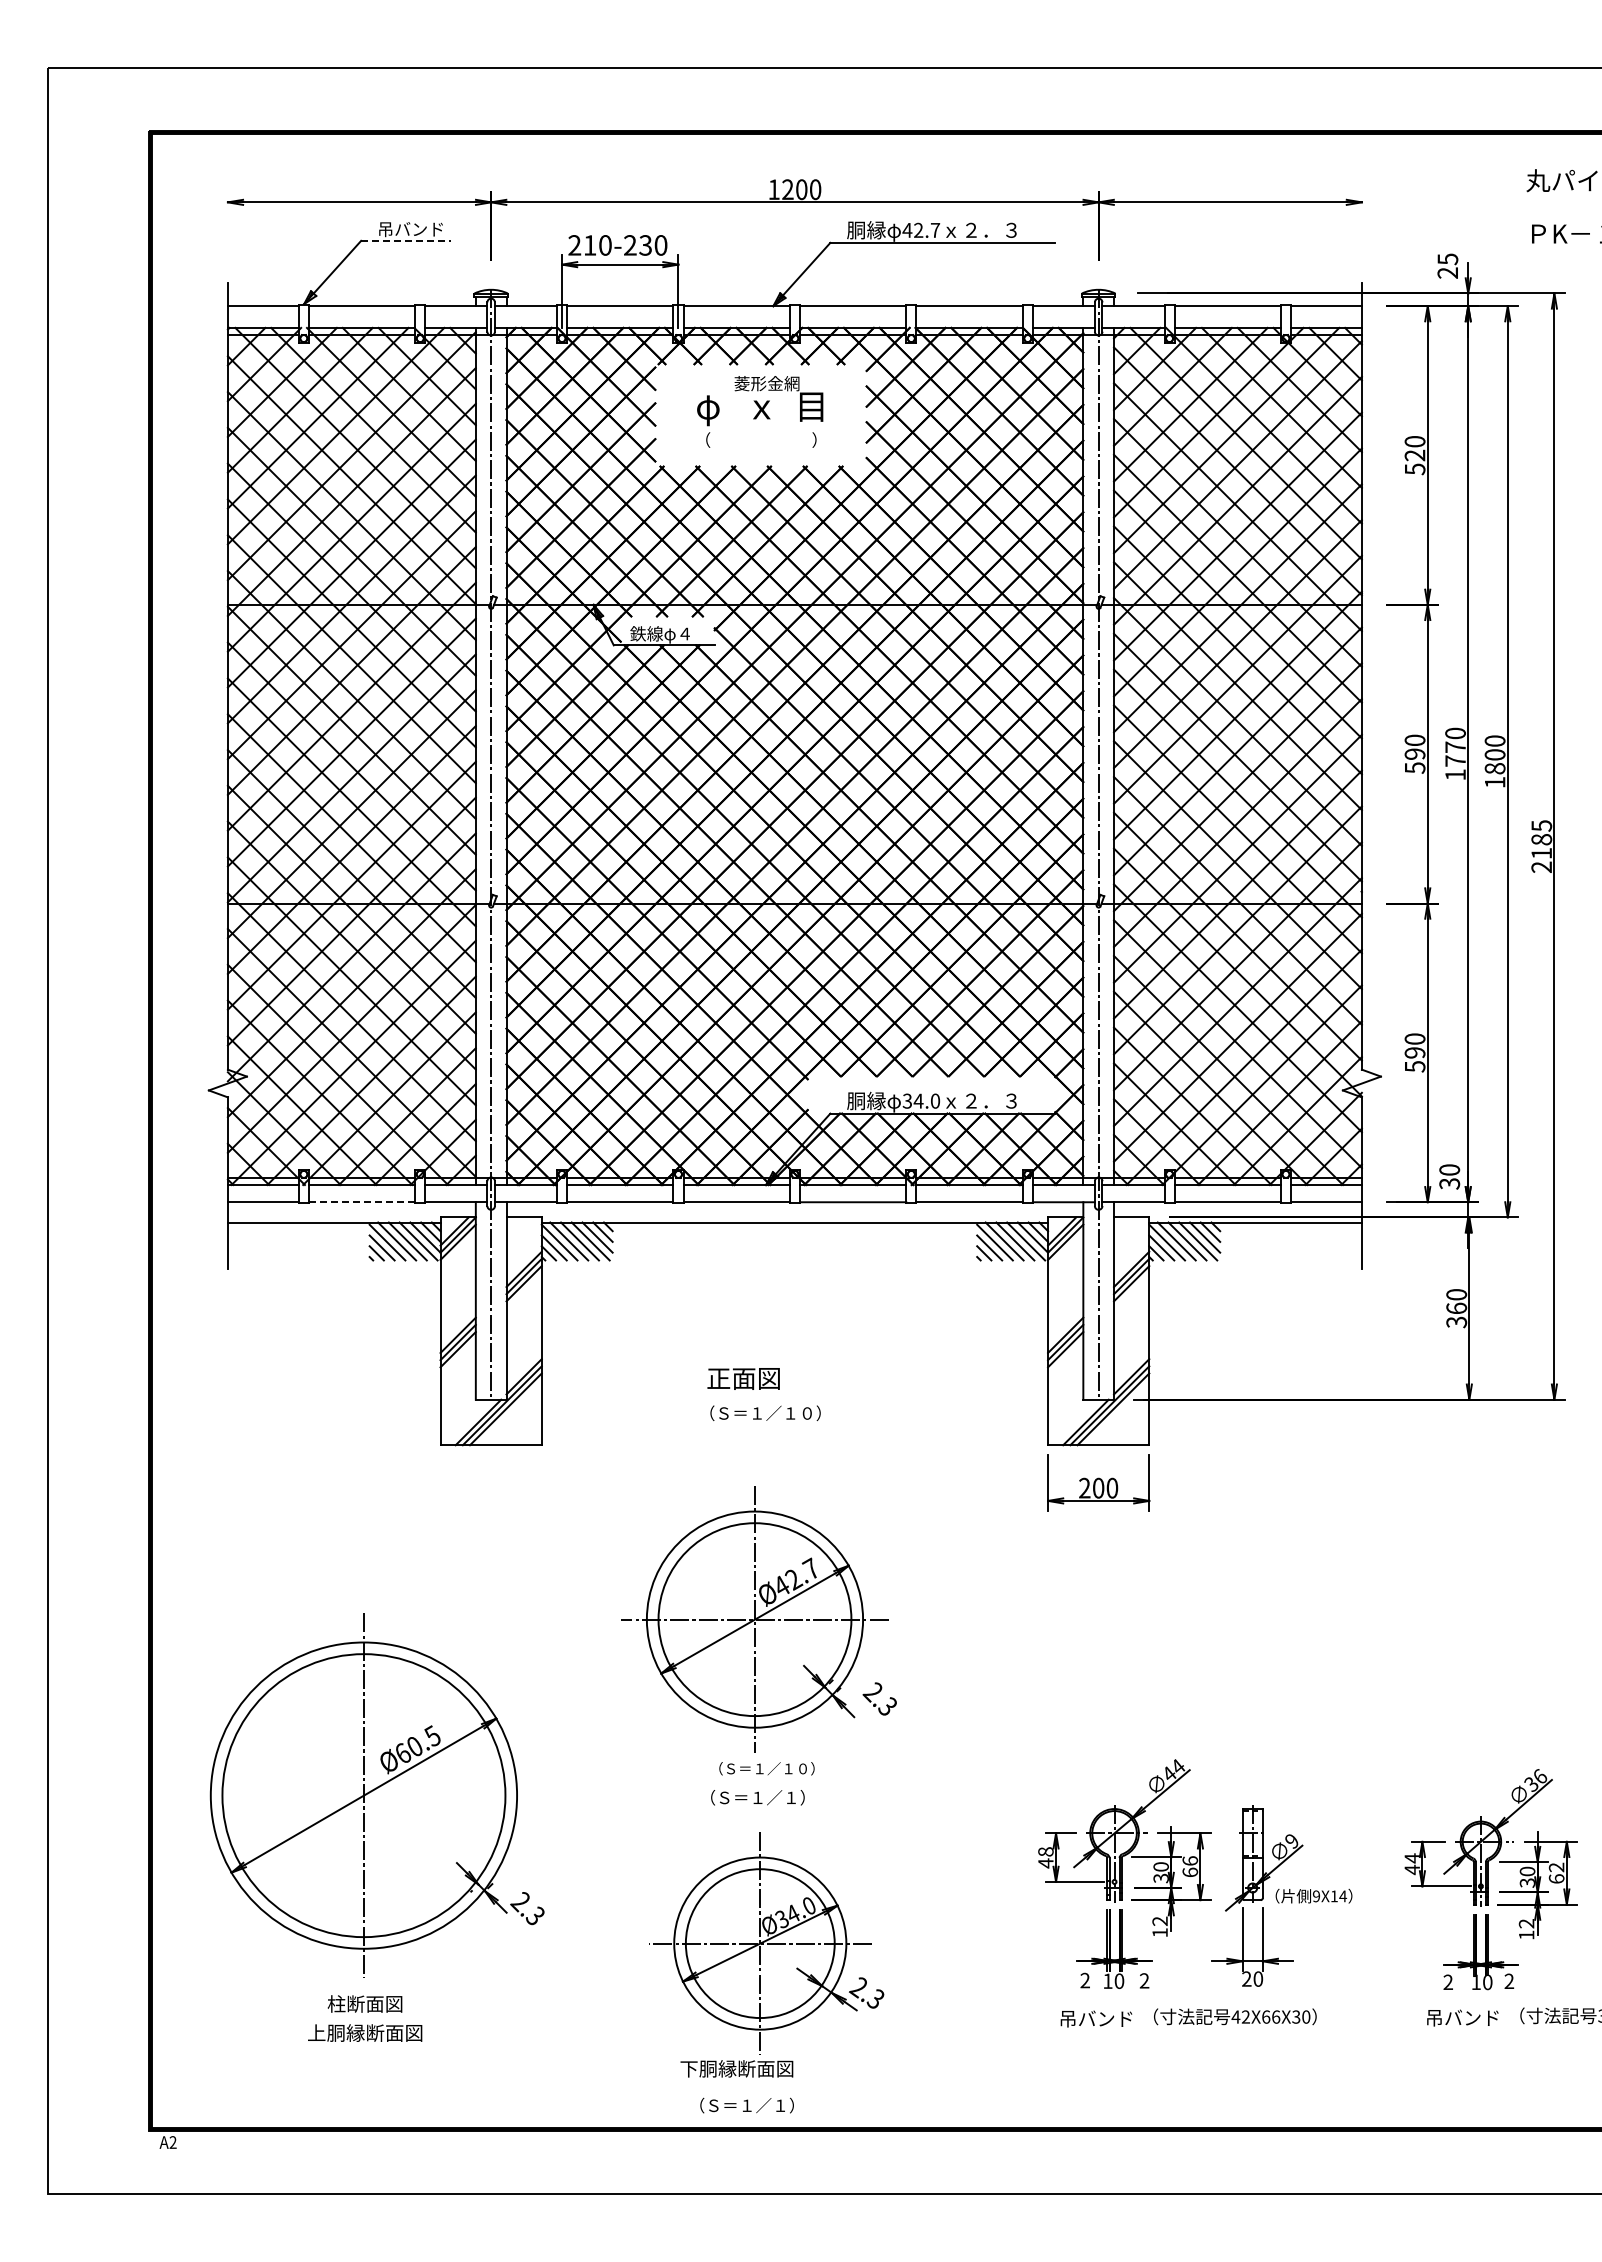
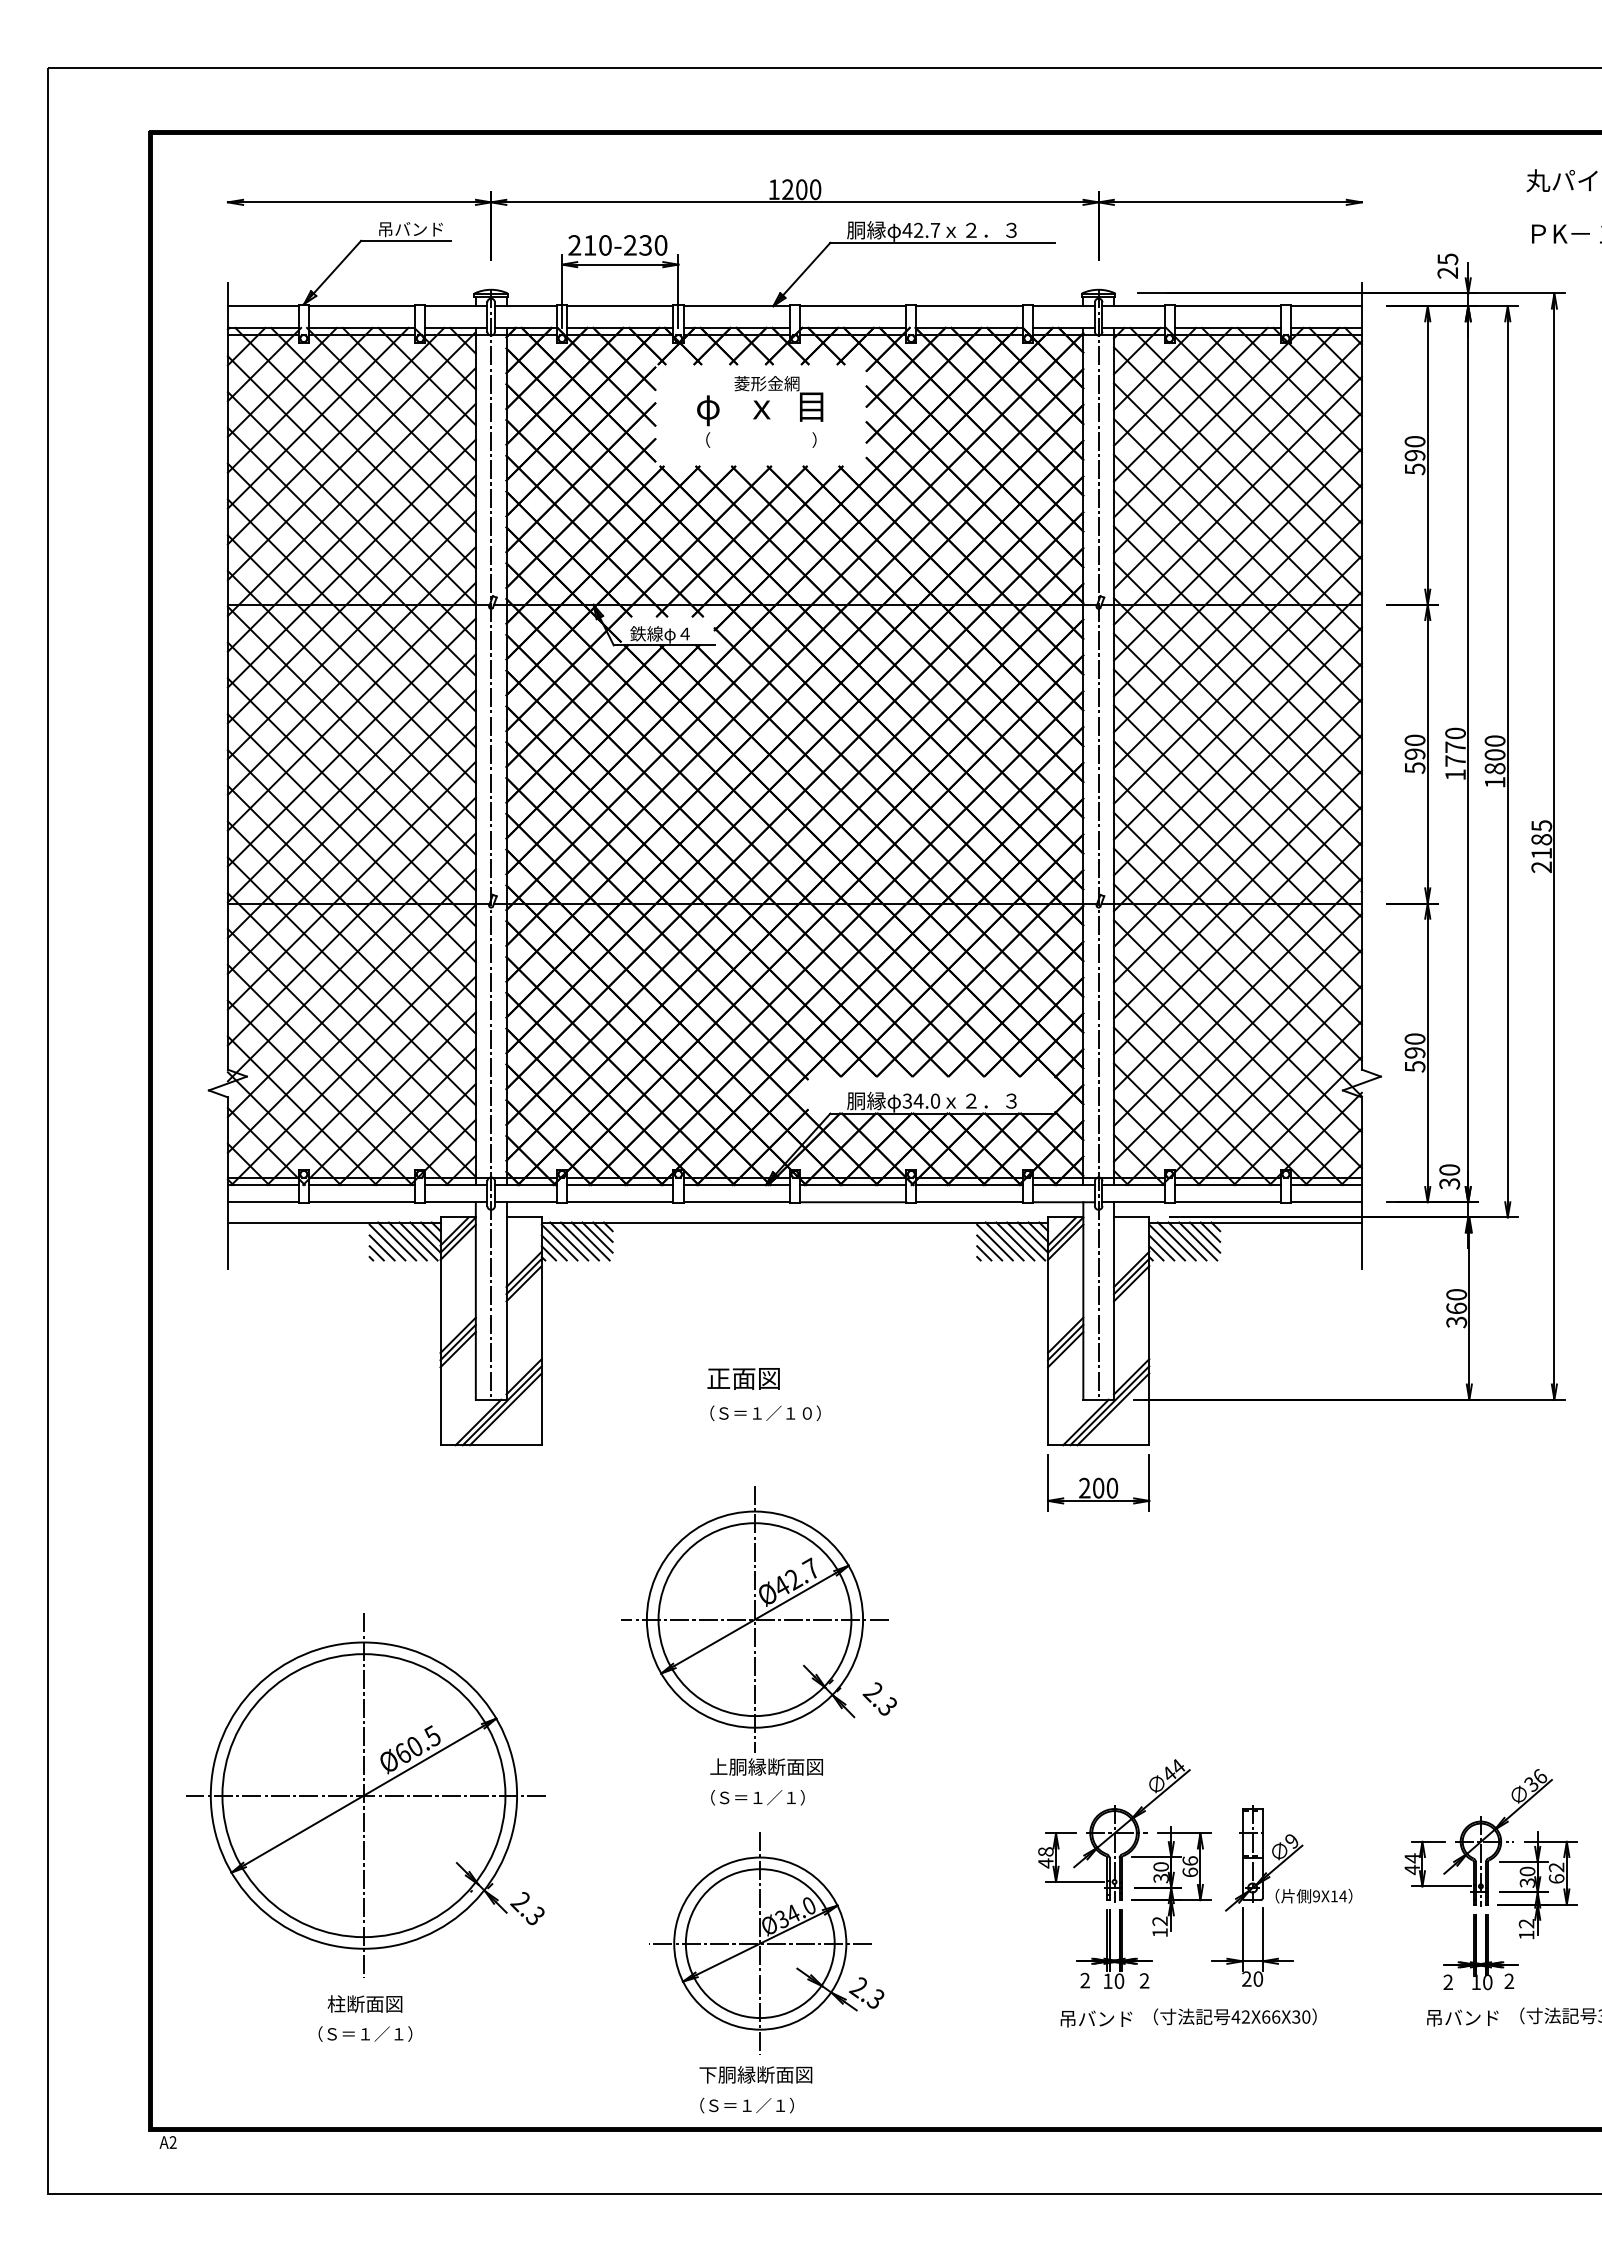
line: dashed -> solid (406, 240)
text: 520 -> 590 (1415, 455)
line: dashed -> solid (361, 1202)
text: （Ｓ＝１／１０） -> 上胴縁断面図 (766, 1766)
line: none -> present (363, 1795)
text: 上胴縁断面図 -> （Ｓ＝１／１） (365, 2032)
text position: (736, 2068) -> (755, 2074) (755, 2074)
